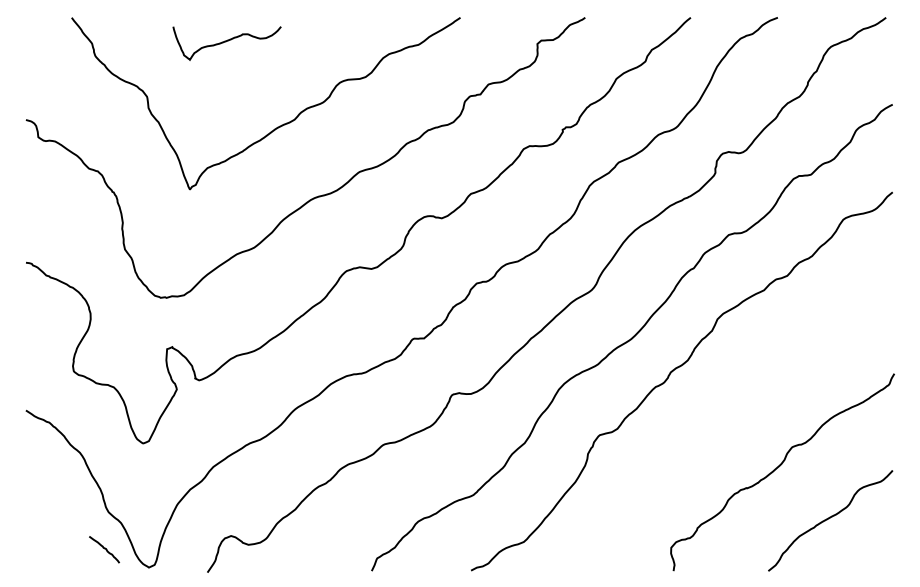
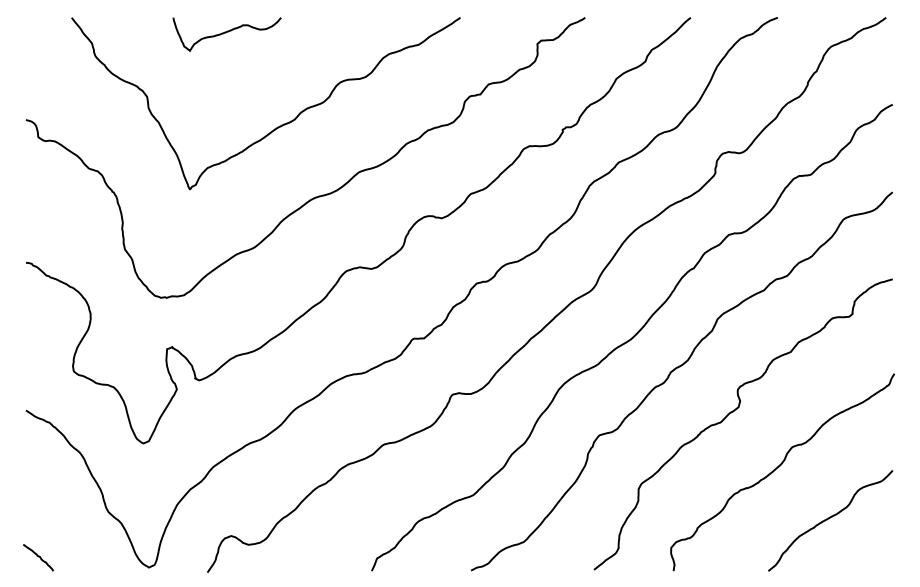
curve position: (226, 42) -> (226, 33) (226, 33)
curve: none -> present (733, 412)
curve position: (104, 549) -> (38, 557) (38, 557)
